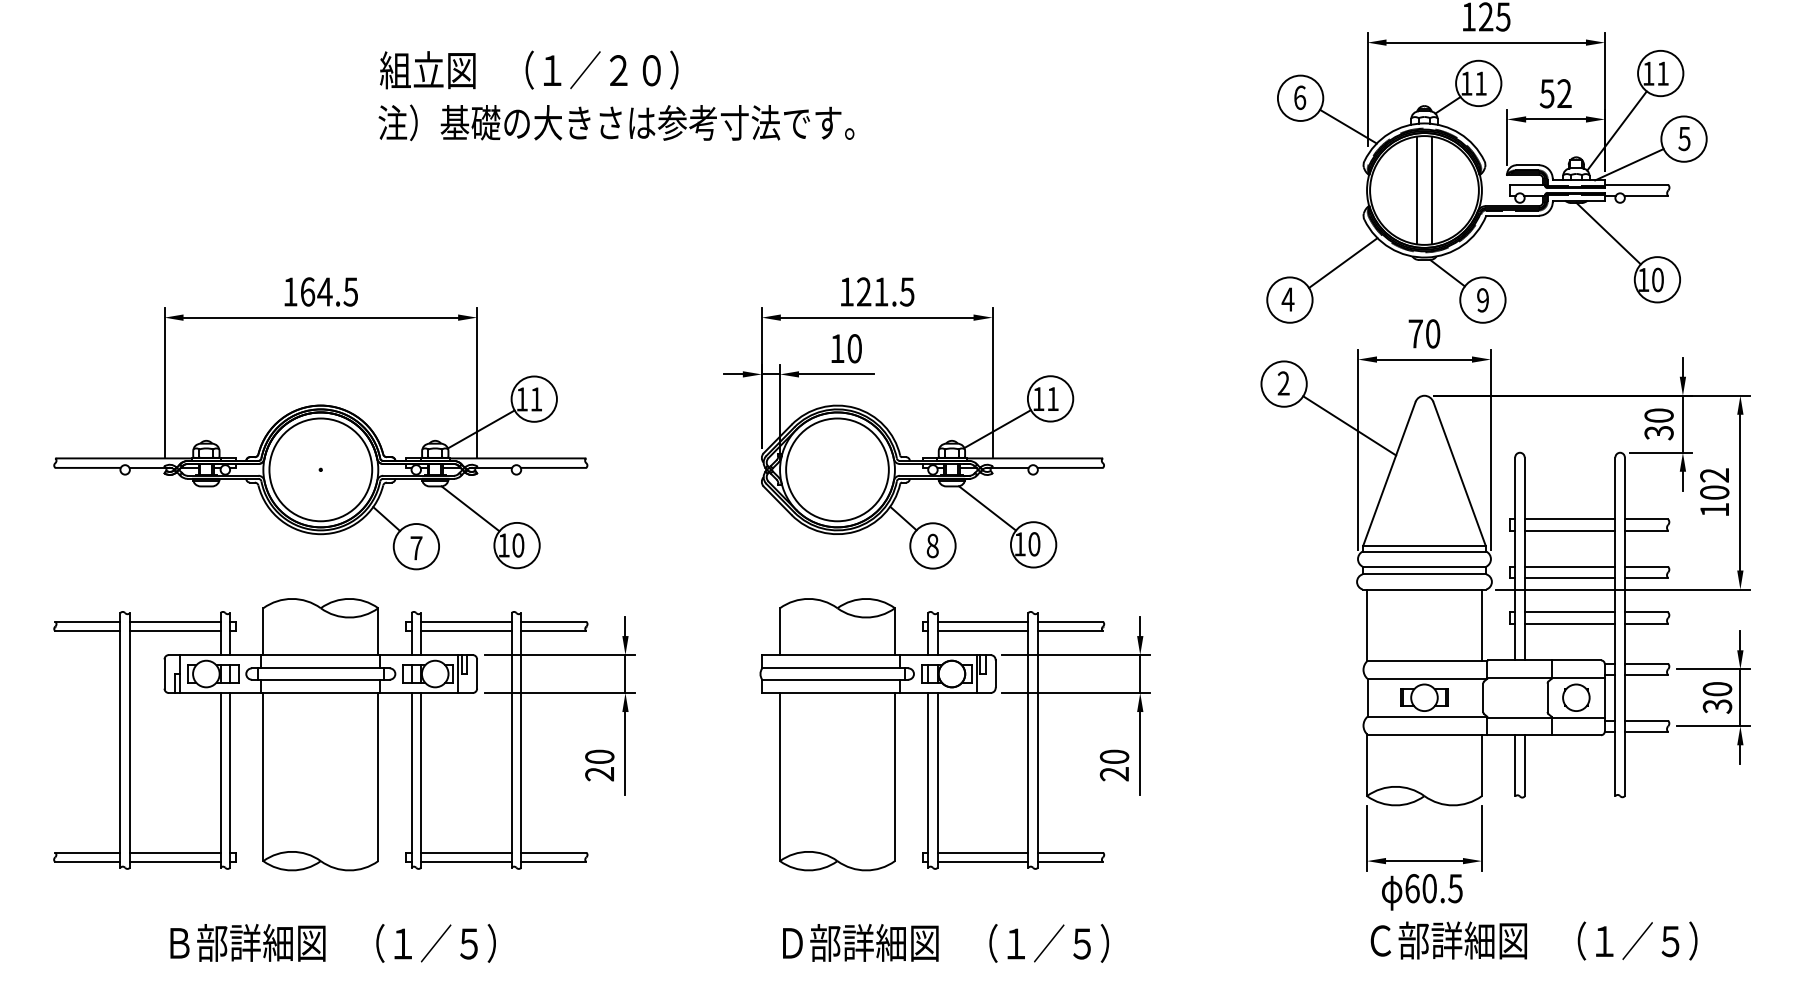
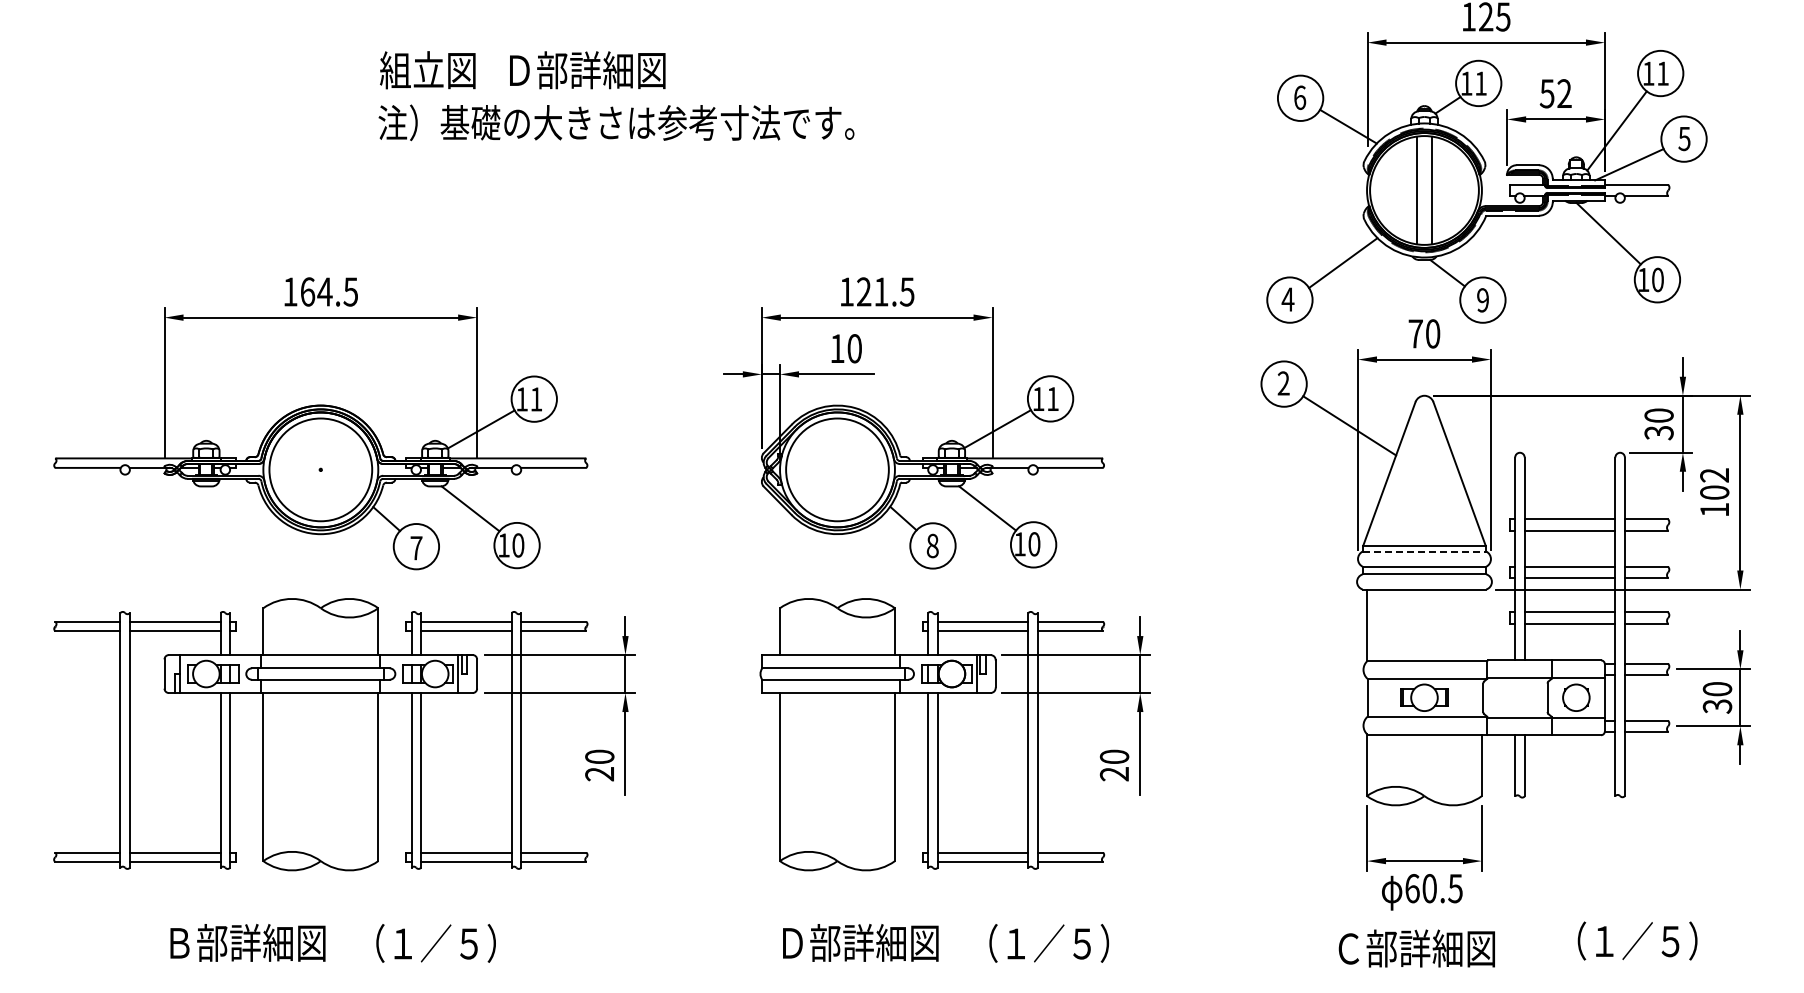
text: （１／２０） -> Ｄ部詳細図 (594, 69)
line: solid -> dashed (1424, 551)
line: present -> none (1481, 624)
text position: (1448, 940) -> (1416, 948) (1416, 948)
